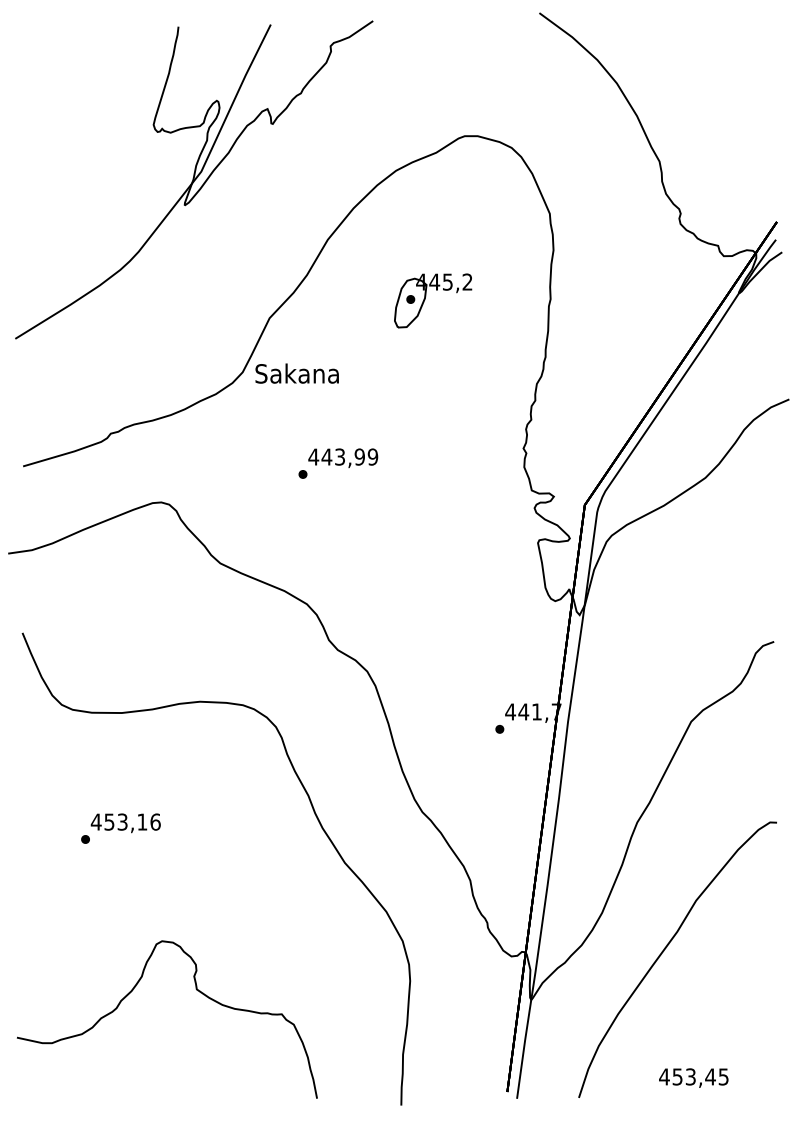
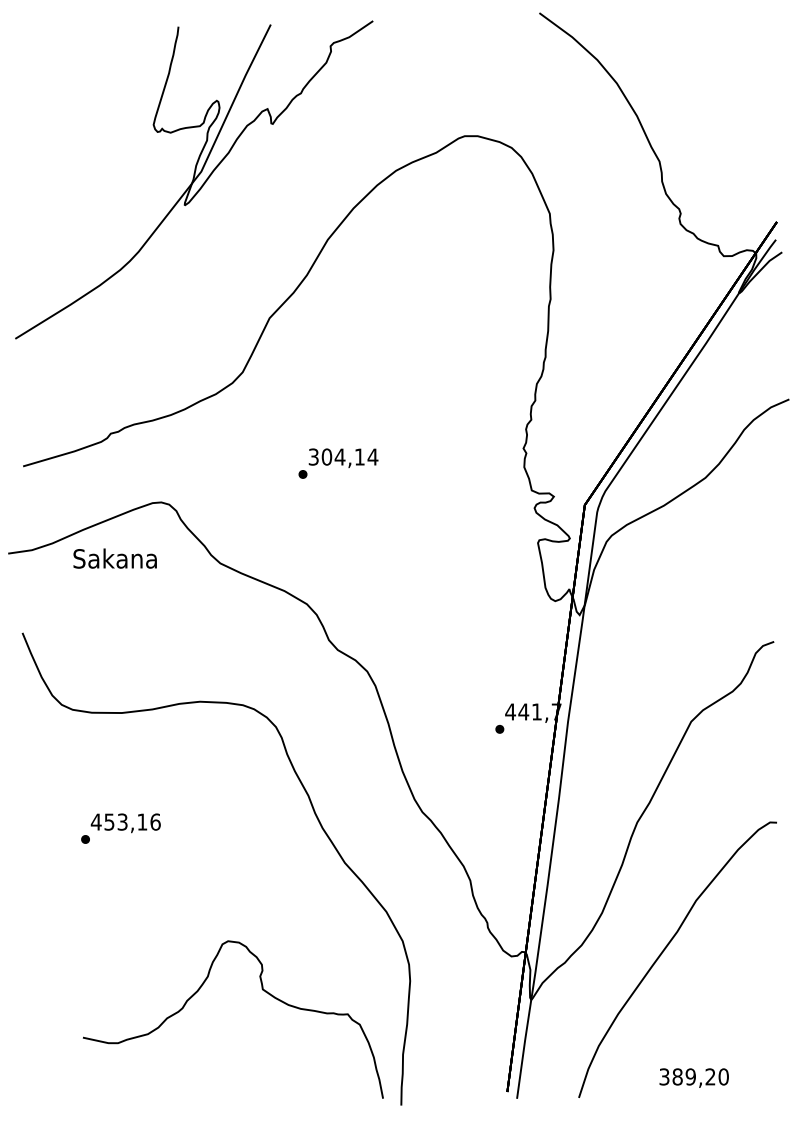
part: present -> none (425, 300)
text position: (296, 373) -> (114, 558) (114, 558)
text: 443,99 -> 304,14 (343, 456)
part position: (196, 990) -> (262, 990) (262, 990)
text: 453,45 -> 389,20 (693, 1076)
